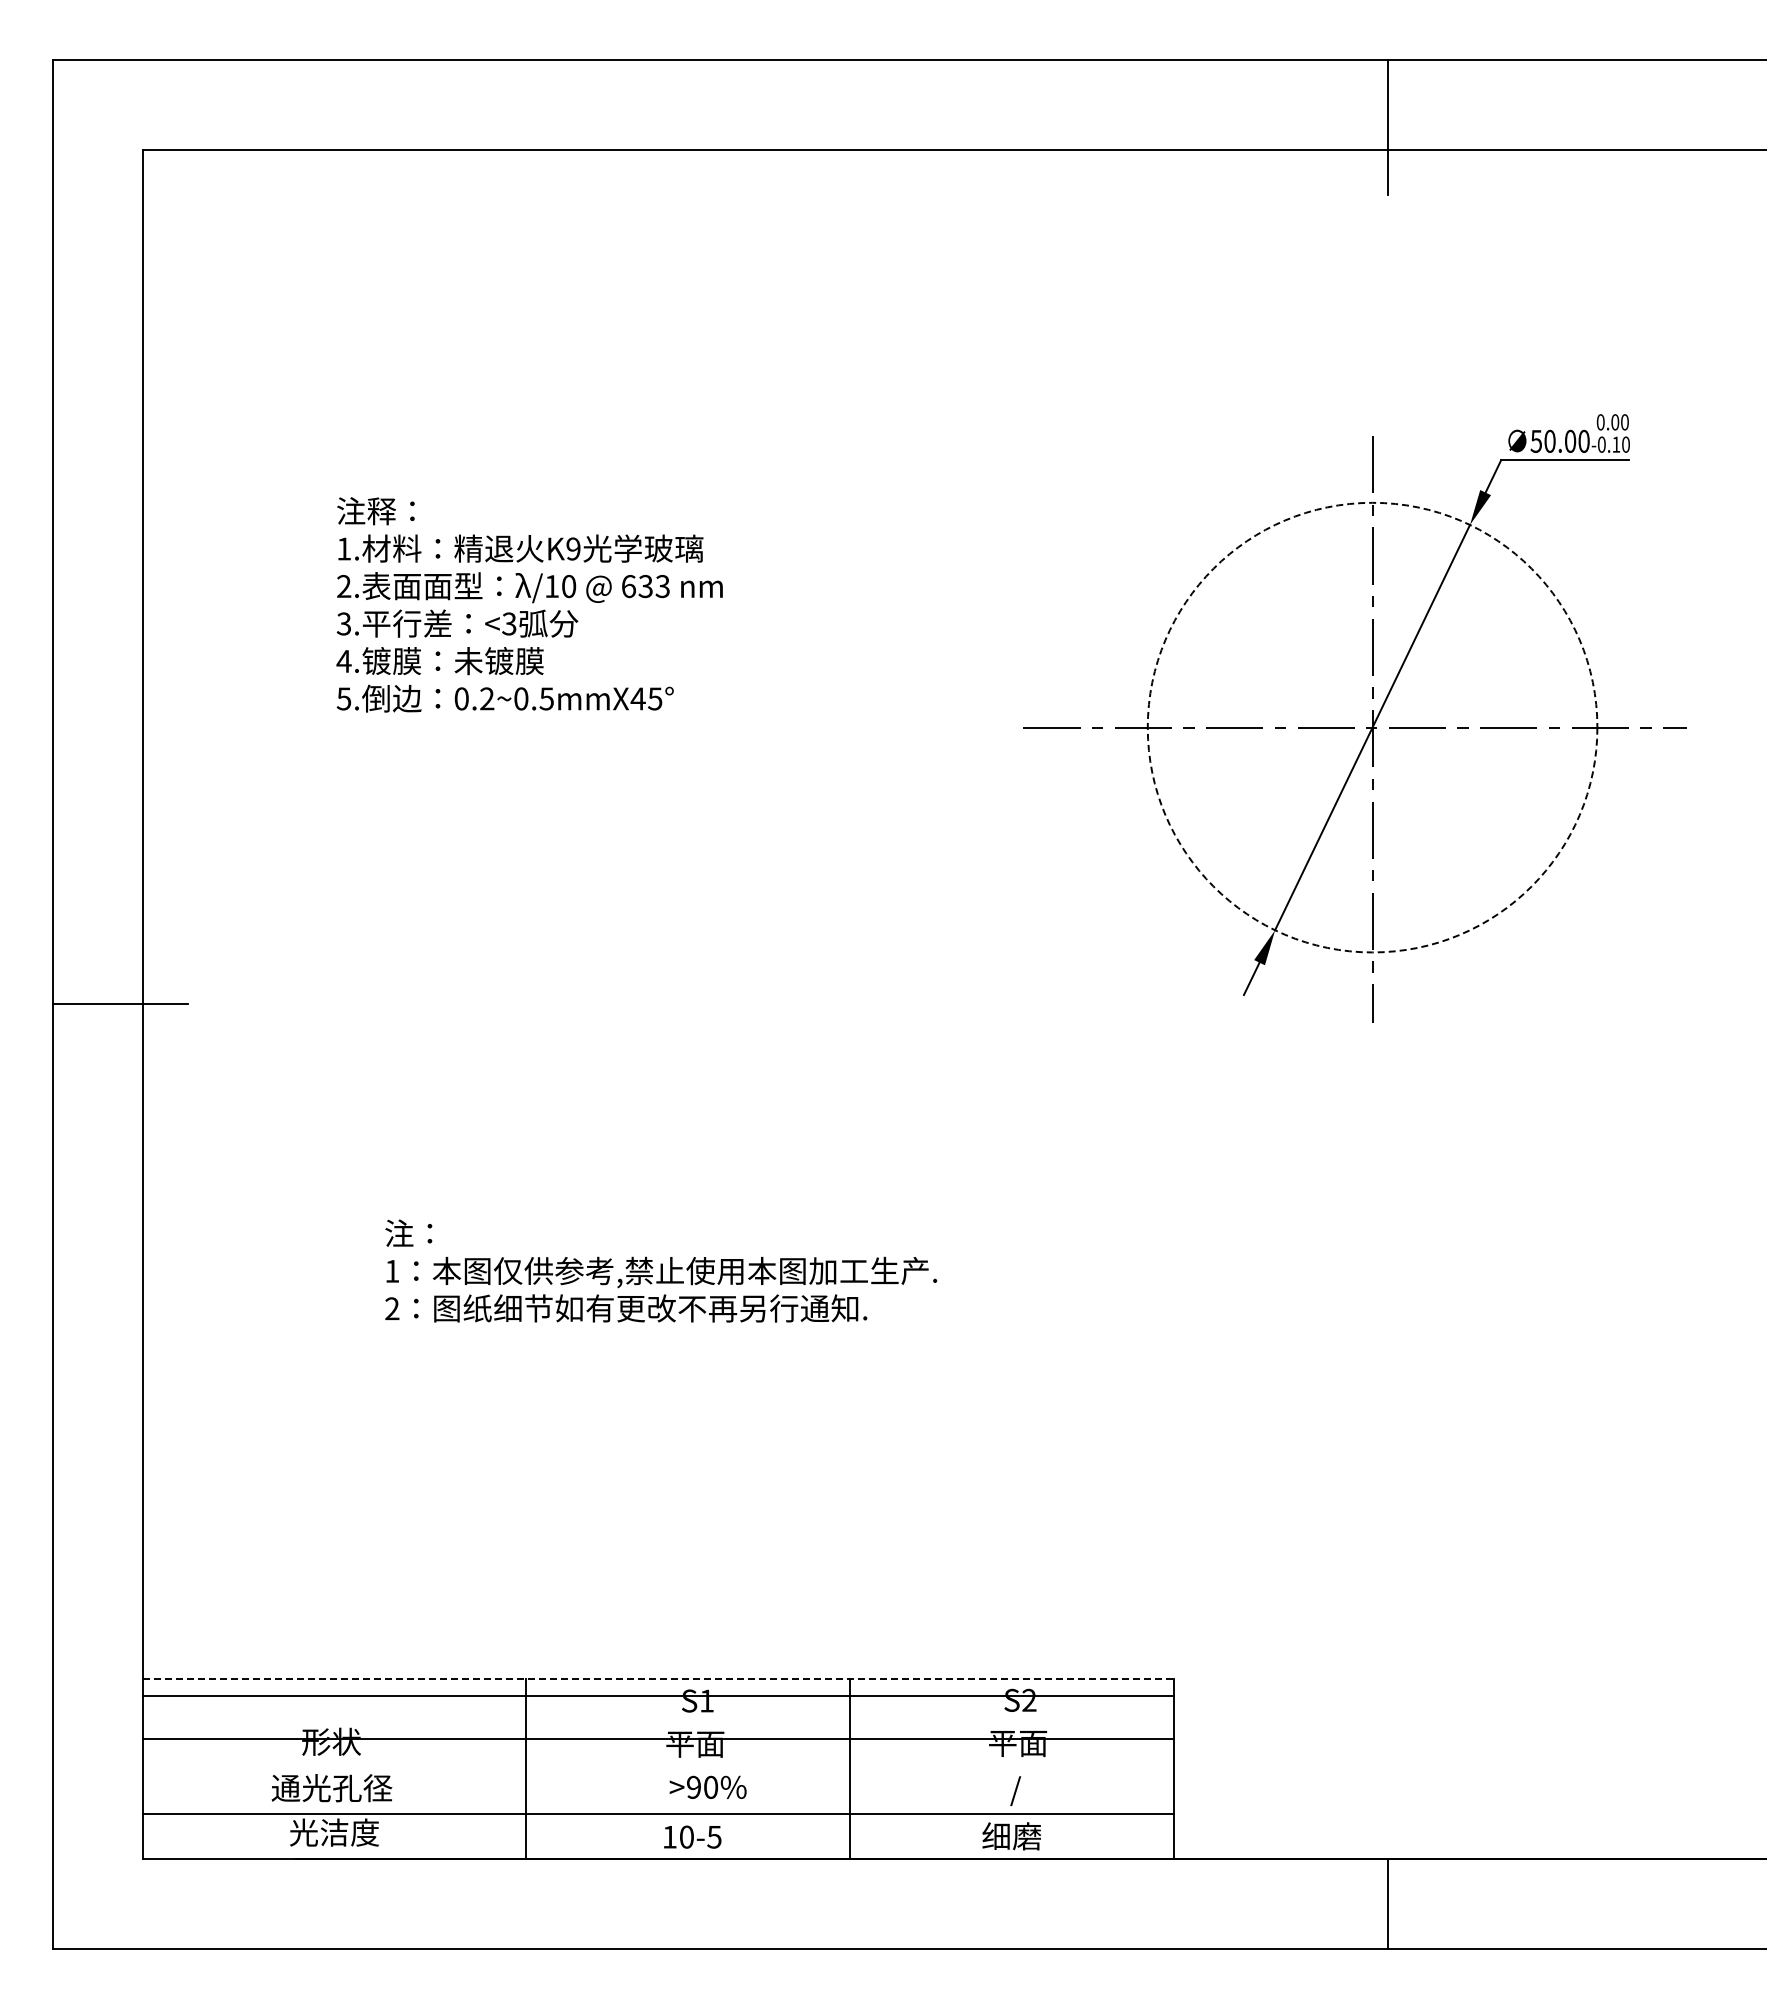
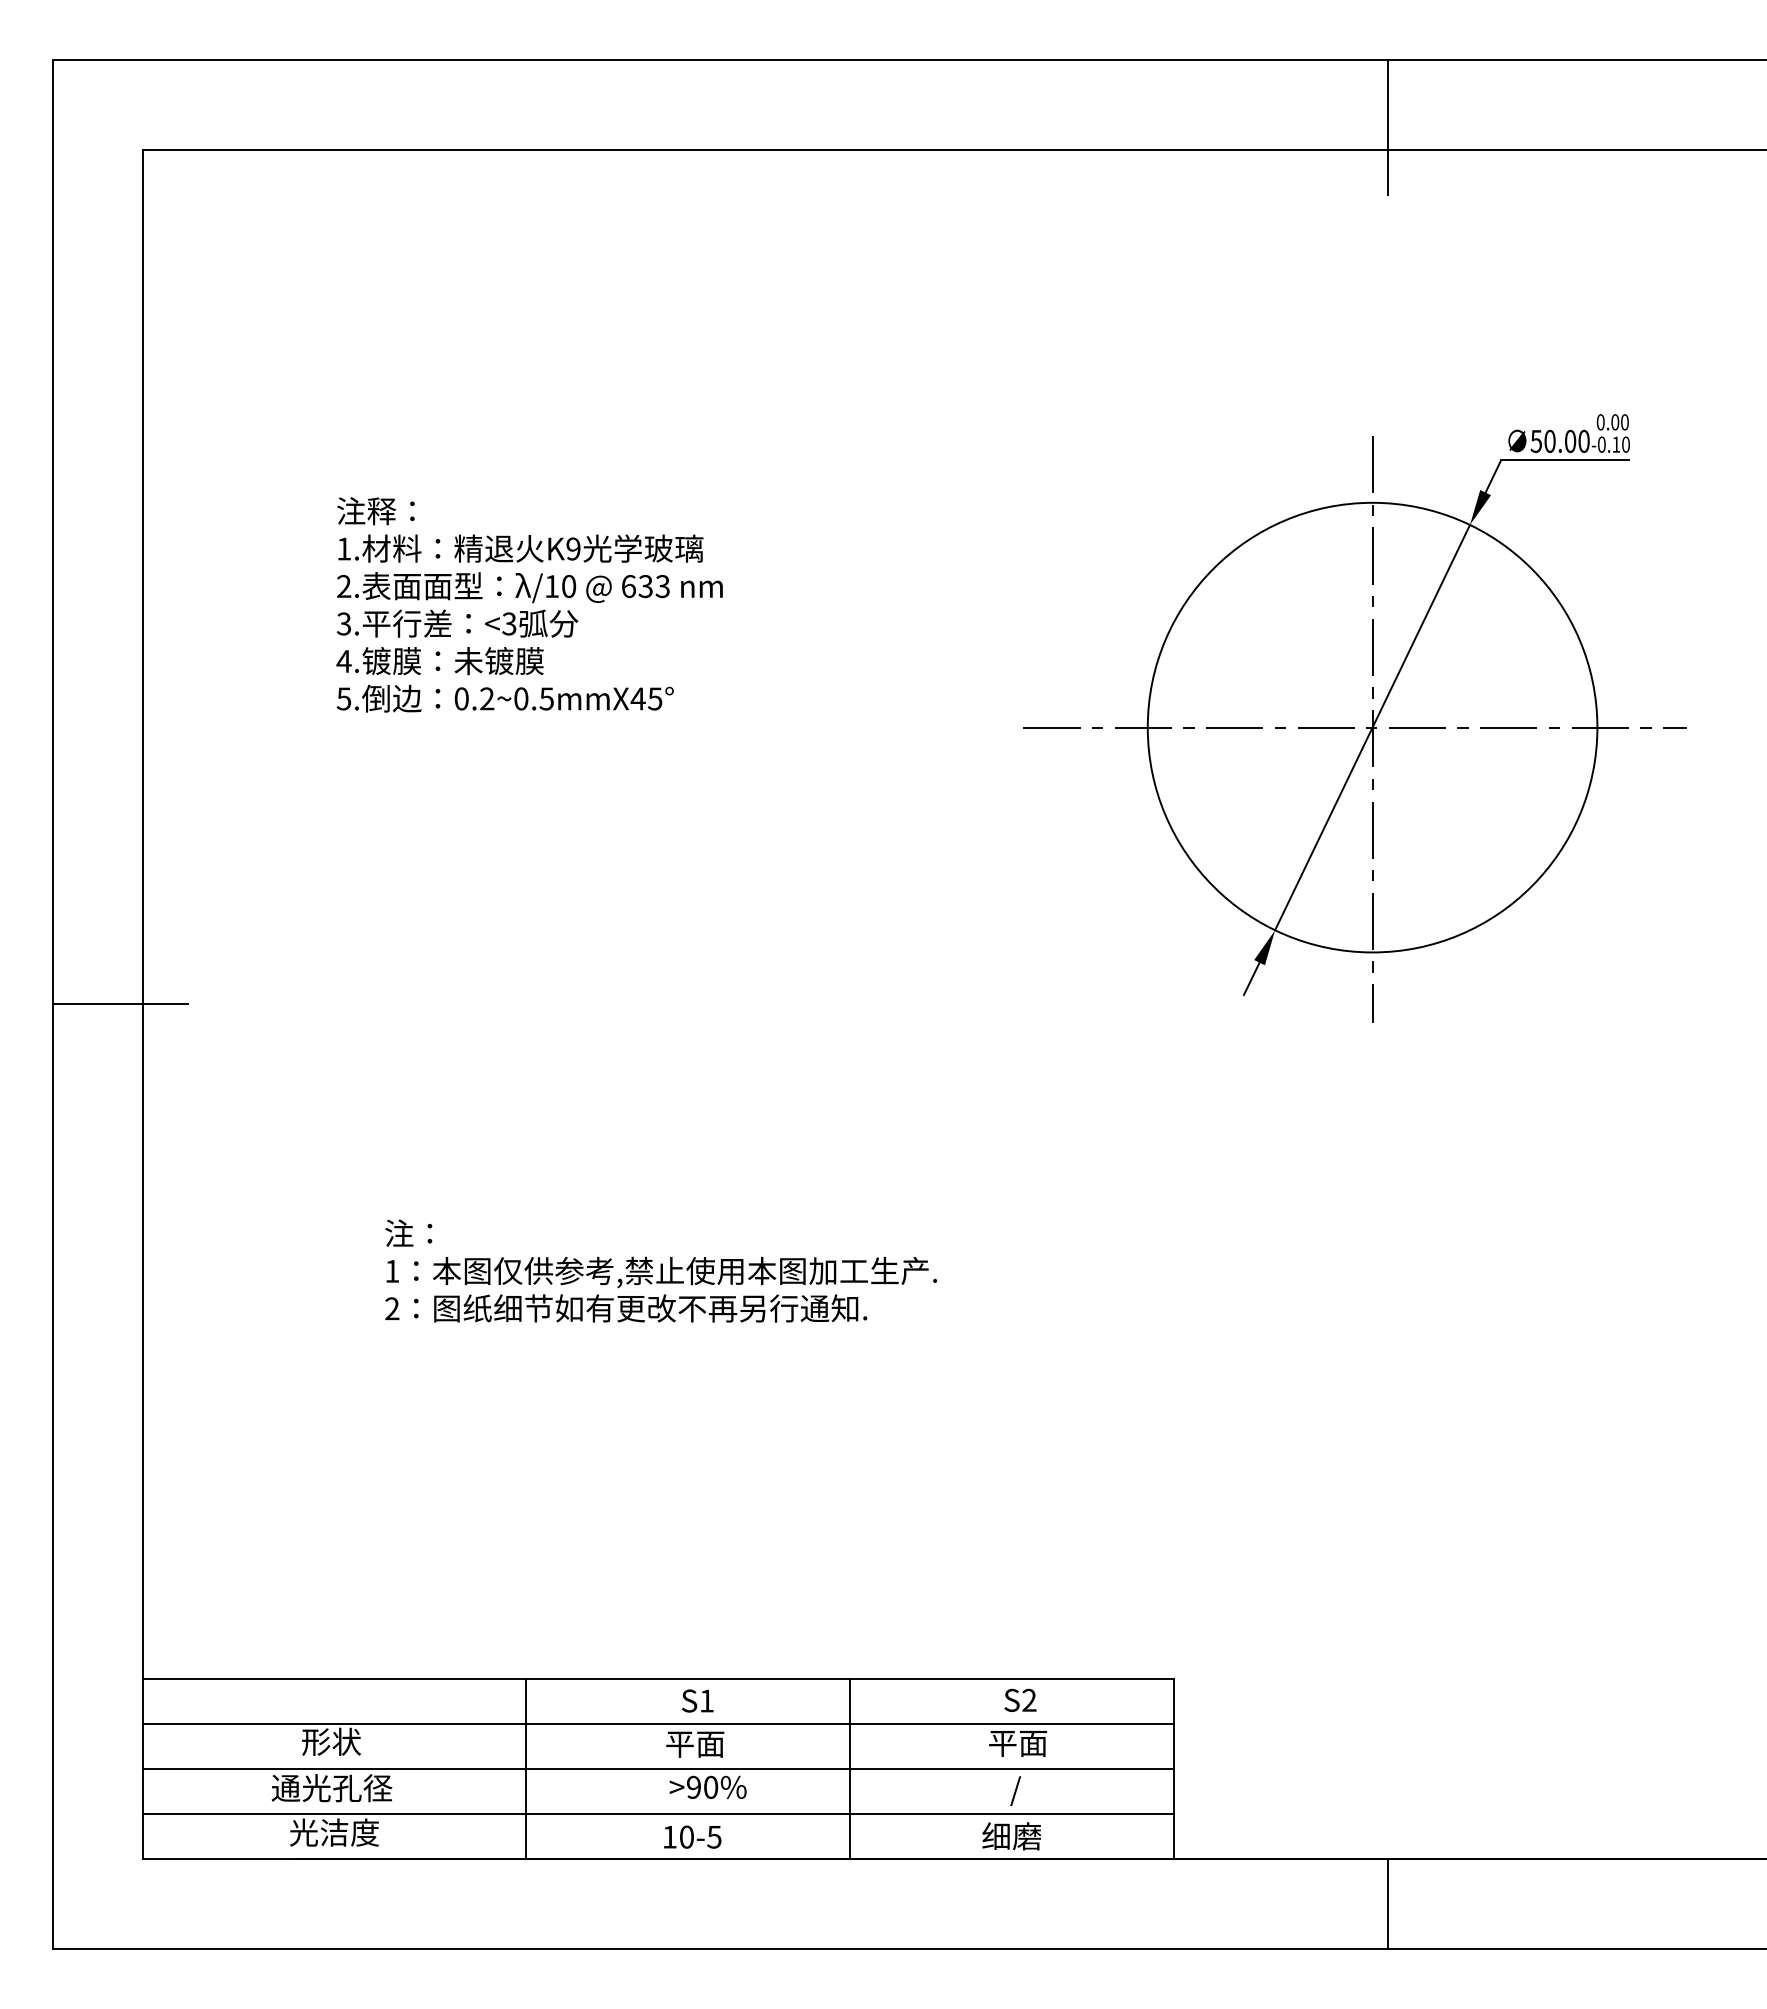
circle: dashed -> solid (1372, 727)
line: dashed -> solid (658, 1678)
line position: (657, 1695) -> (657, 1723) (657, 1723)
line position: (657, 1738) -> (657, 1768) (657, 1768)
